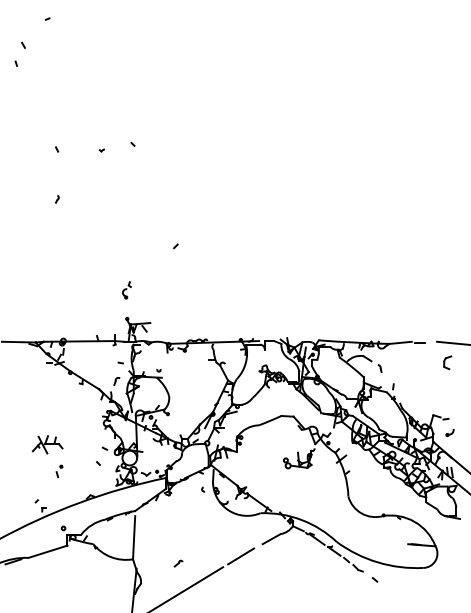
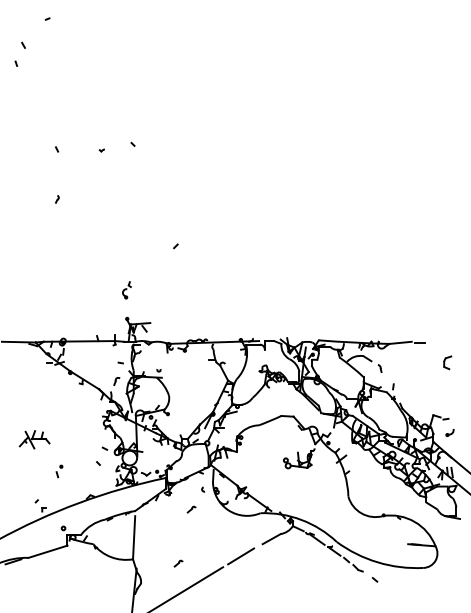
line: present -> none (451, 342)
part position: (47, 444) -> (34, 439) (34, 439)
part: none -> present (191, 509)
